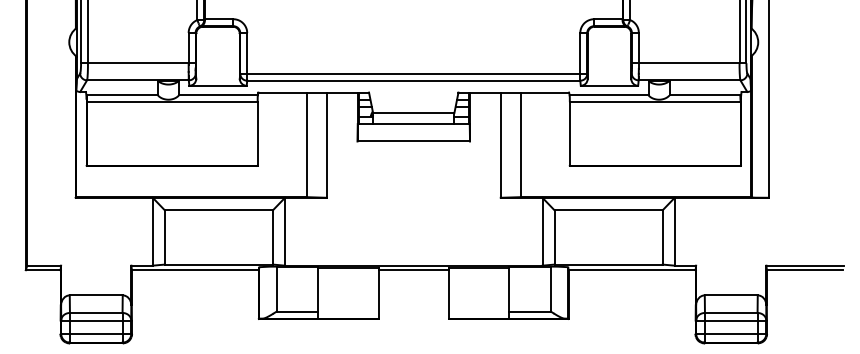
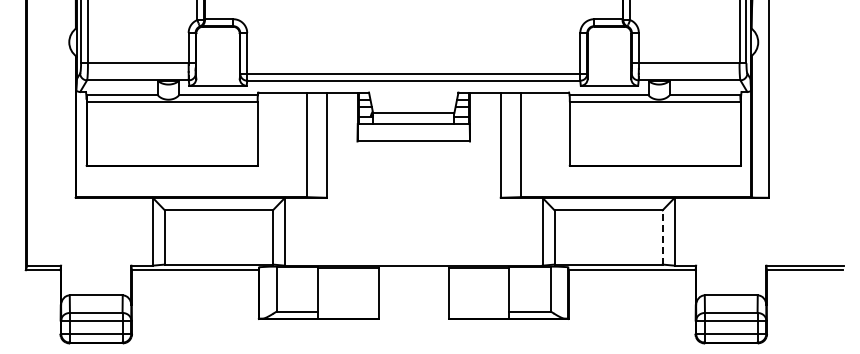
line: solid -> dashed (662, 236)
line: present -> none (413, 270)
